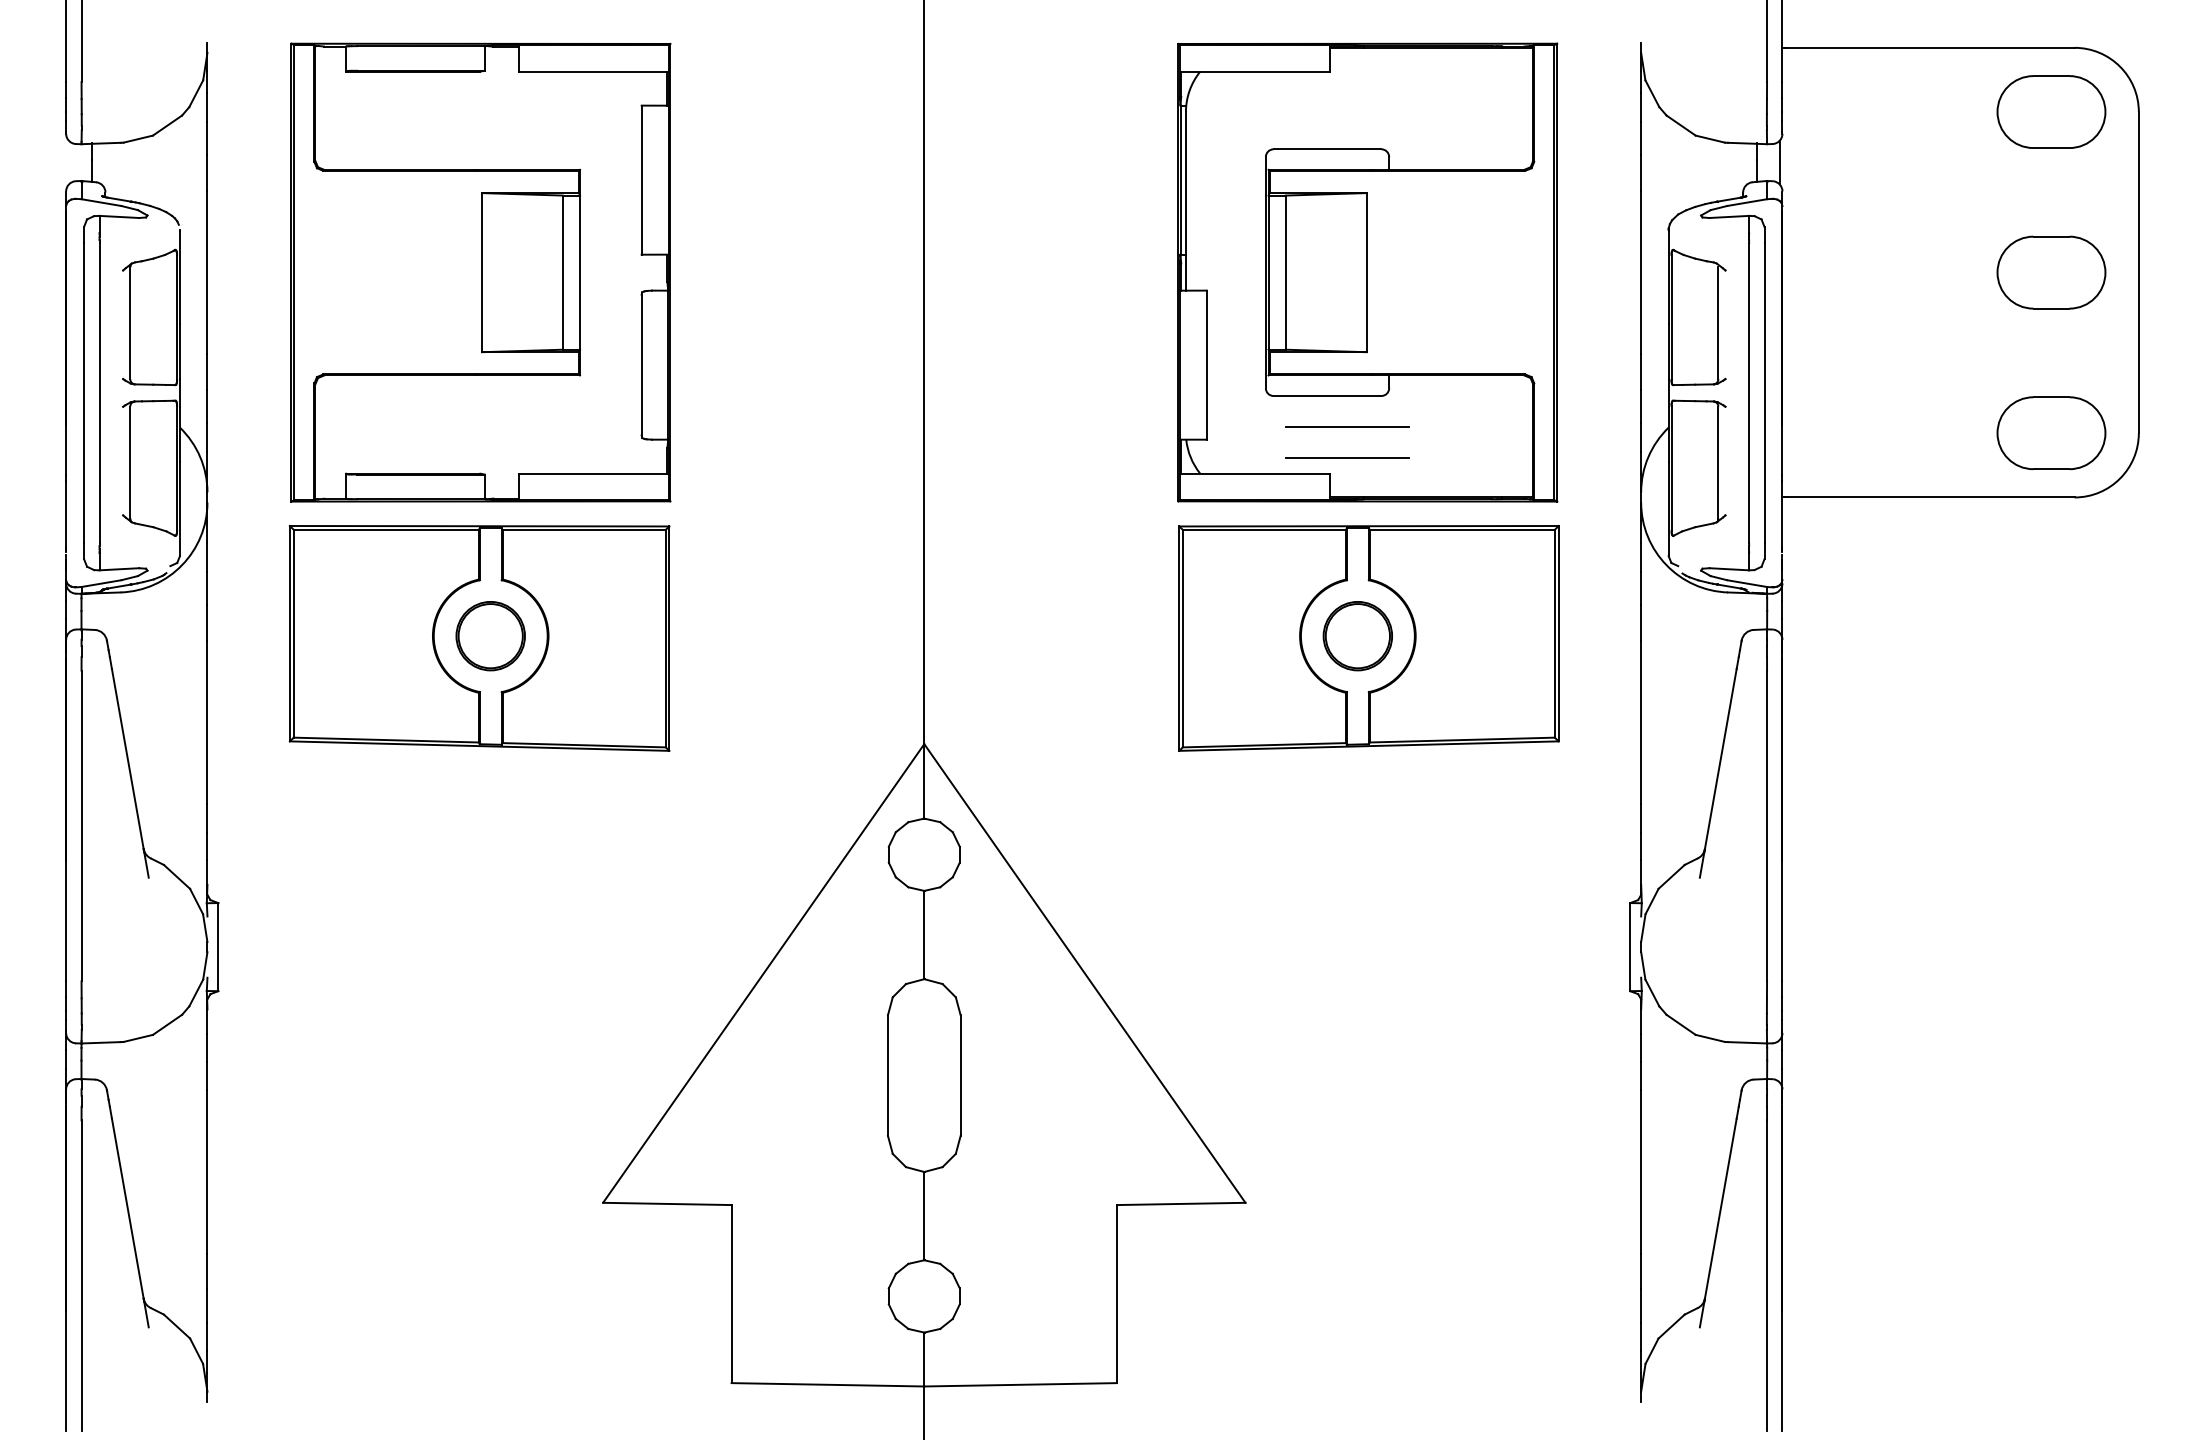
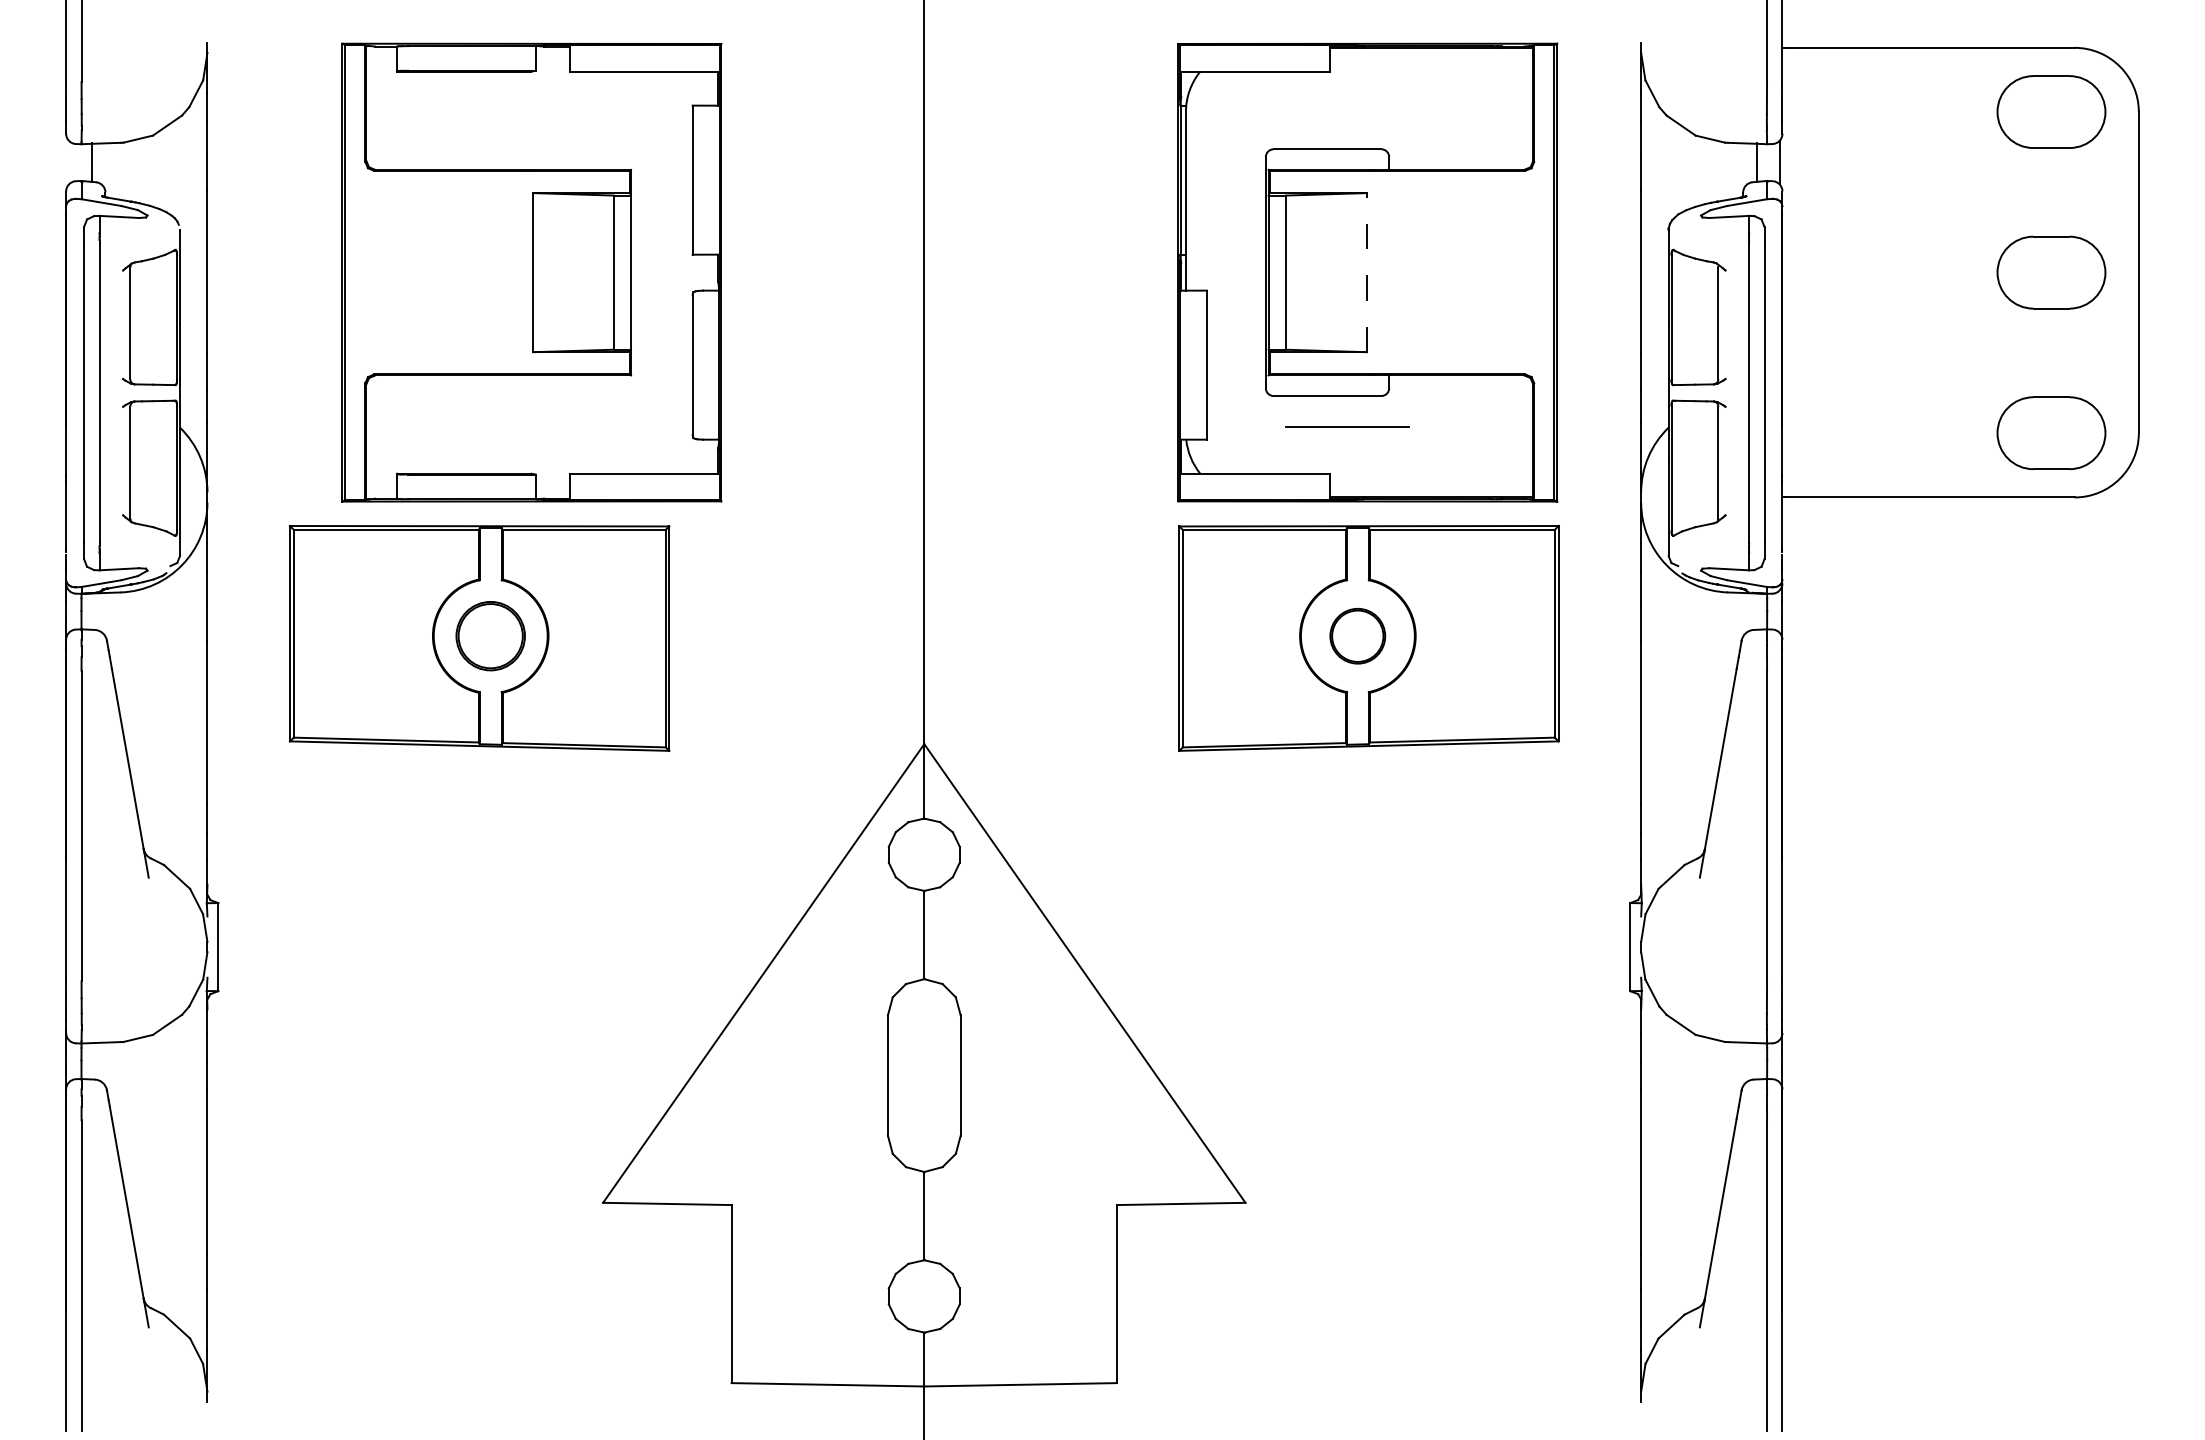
part position: (480, 272) -> (531, 272) (531, 272)
line: solid -> dashed (1366, 272)
line: present -> none (1347, 457)
part size: 71x71 px -> 58x57 px (1357, 636)
